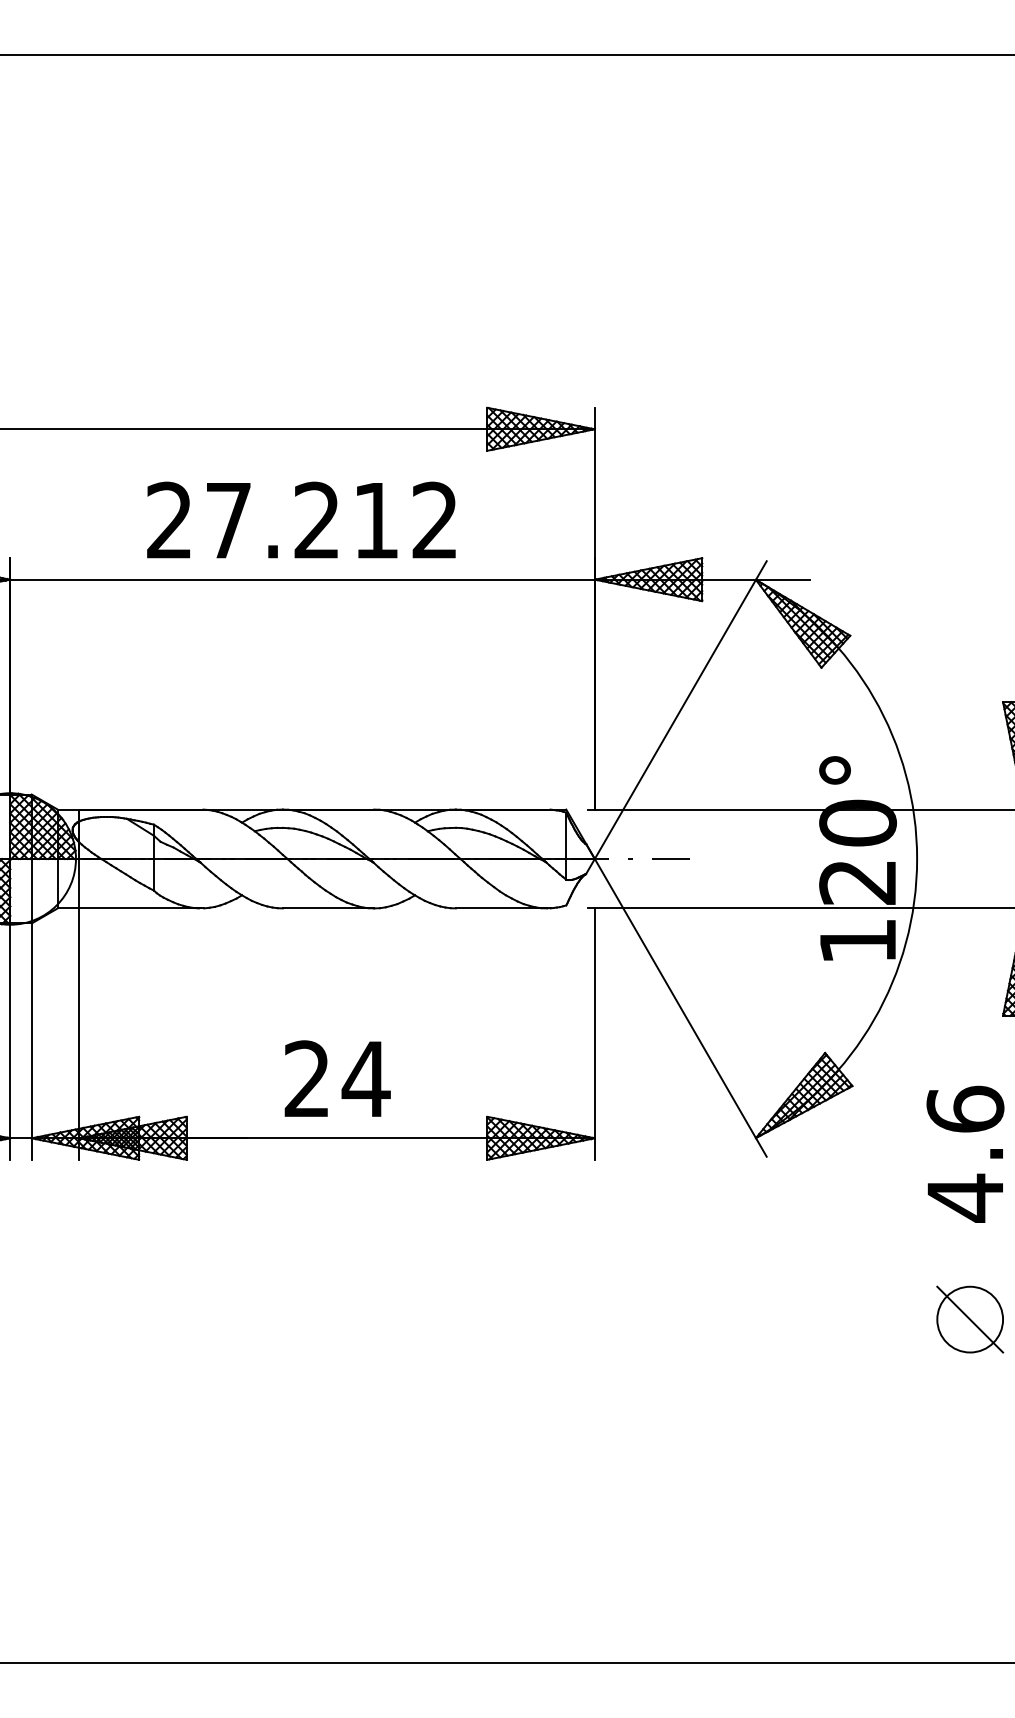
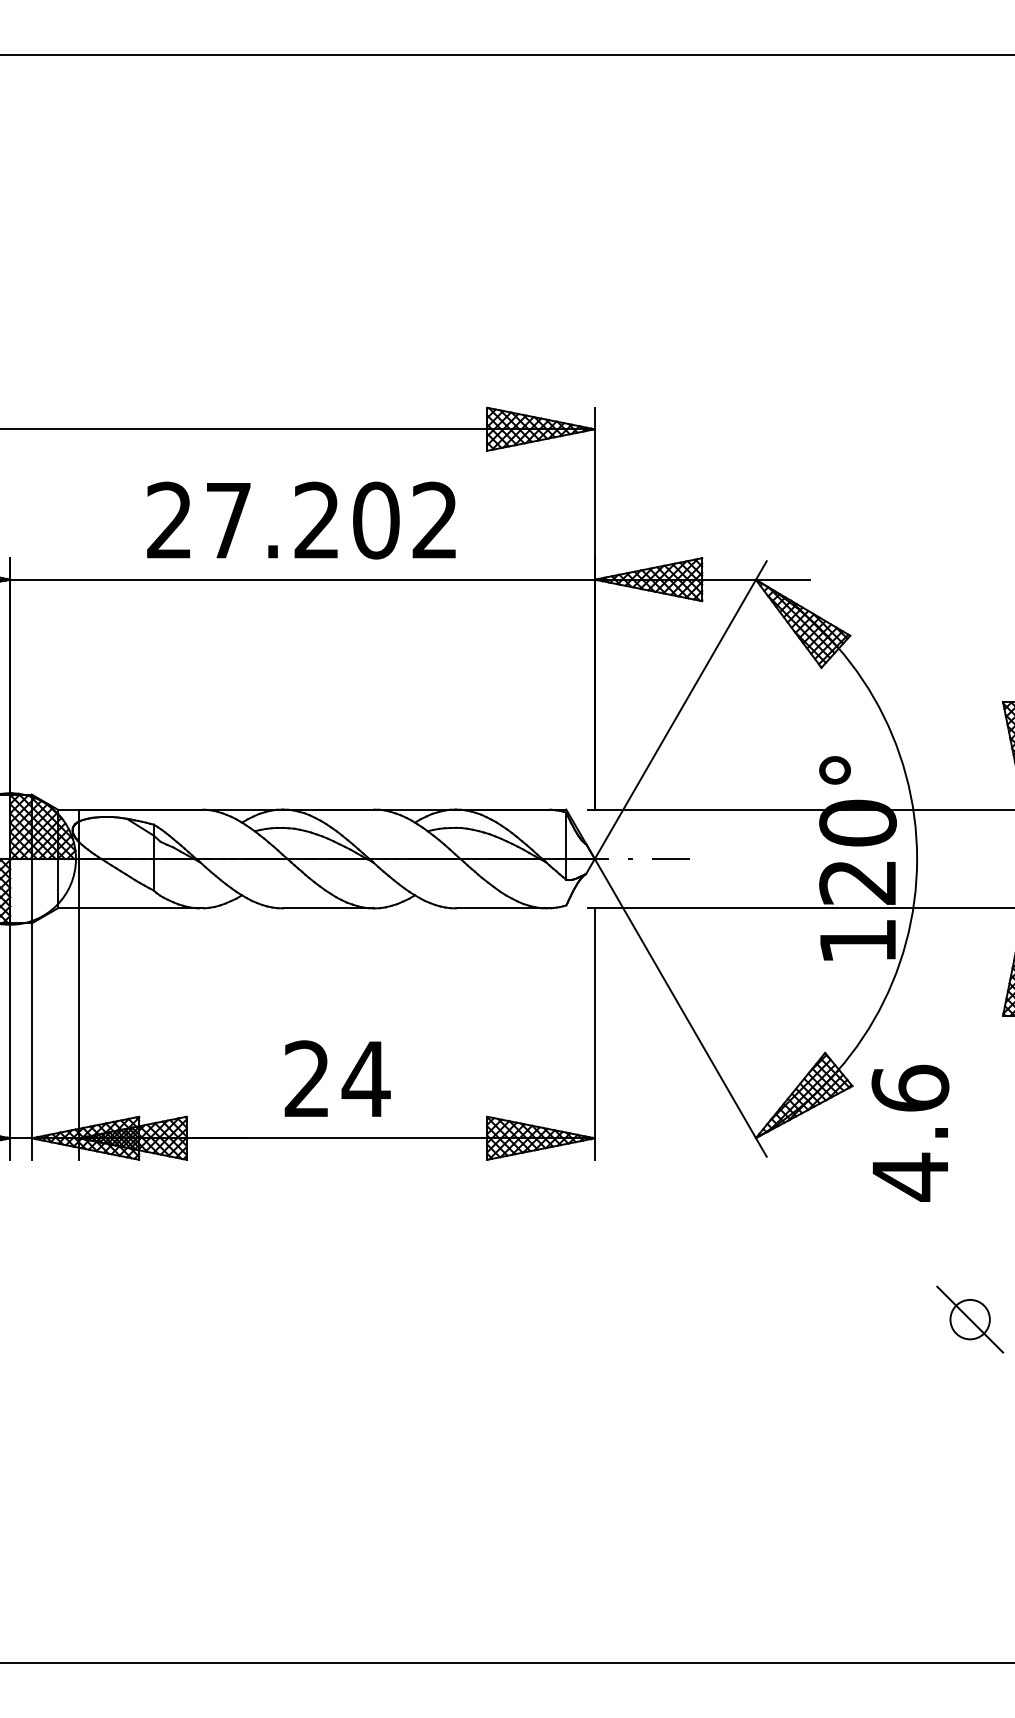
text: 27.212 -> 27.202 (376, 520)
text position: (965, 1153) -> (910, 1132) (910, 1132)
circle diameter: 66 px -> 39 px (969, 1319)
